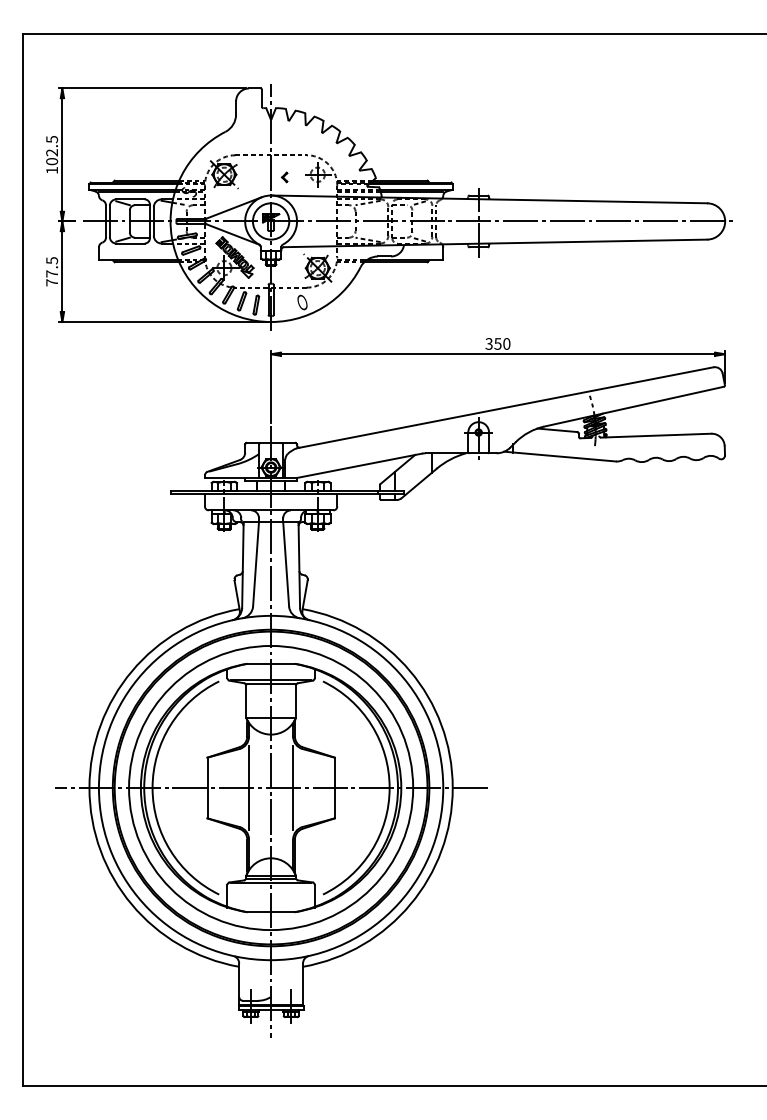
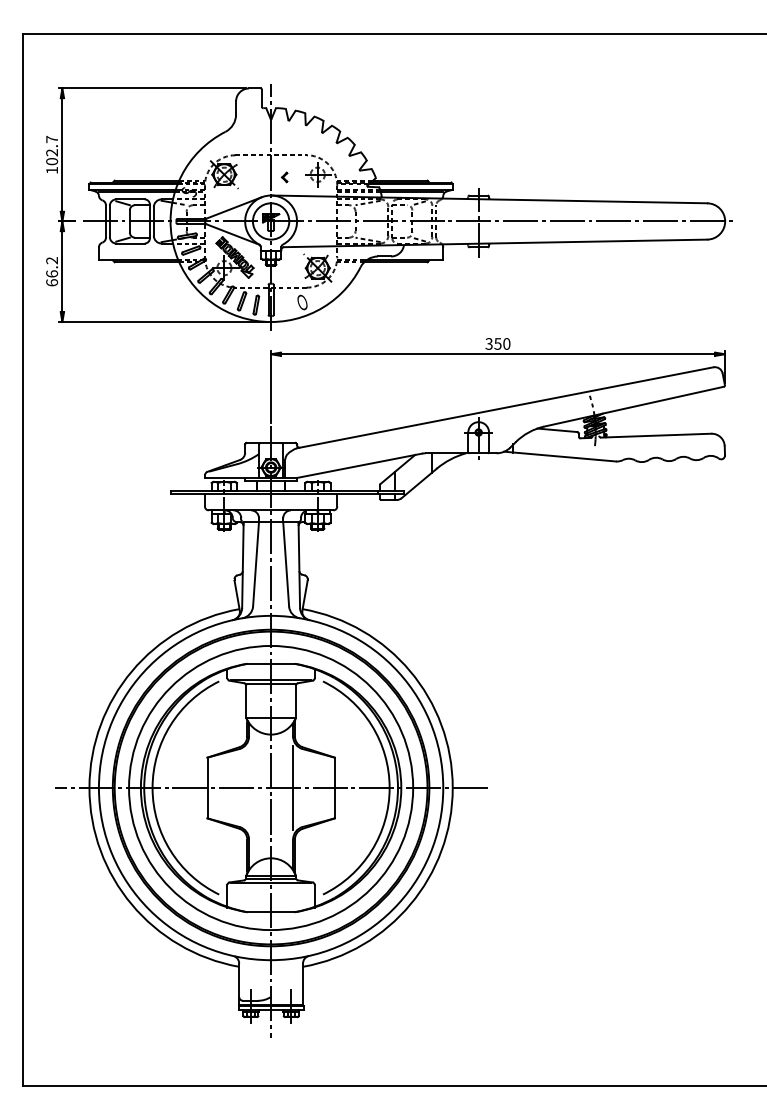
text: 102.5 -> 102.7 (52, 139)
text: 77.5 -> 66.2 (52, 271)
line: present -> none (249, 787)
